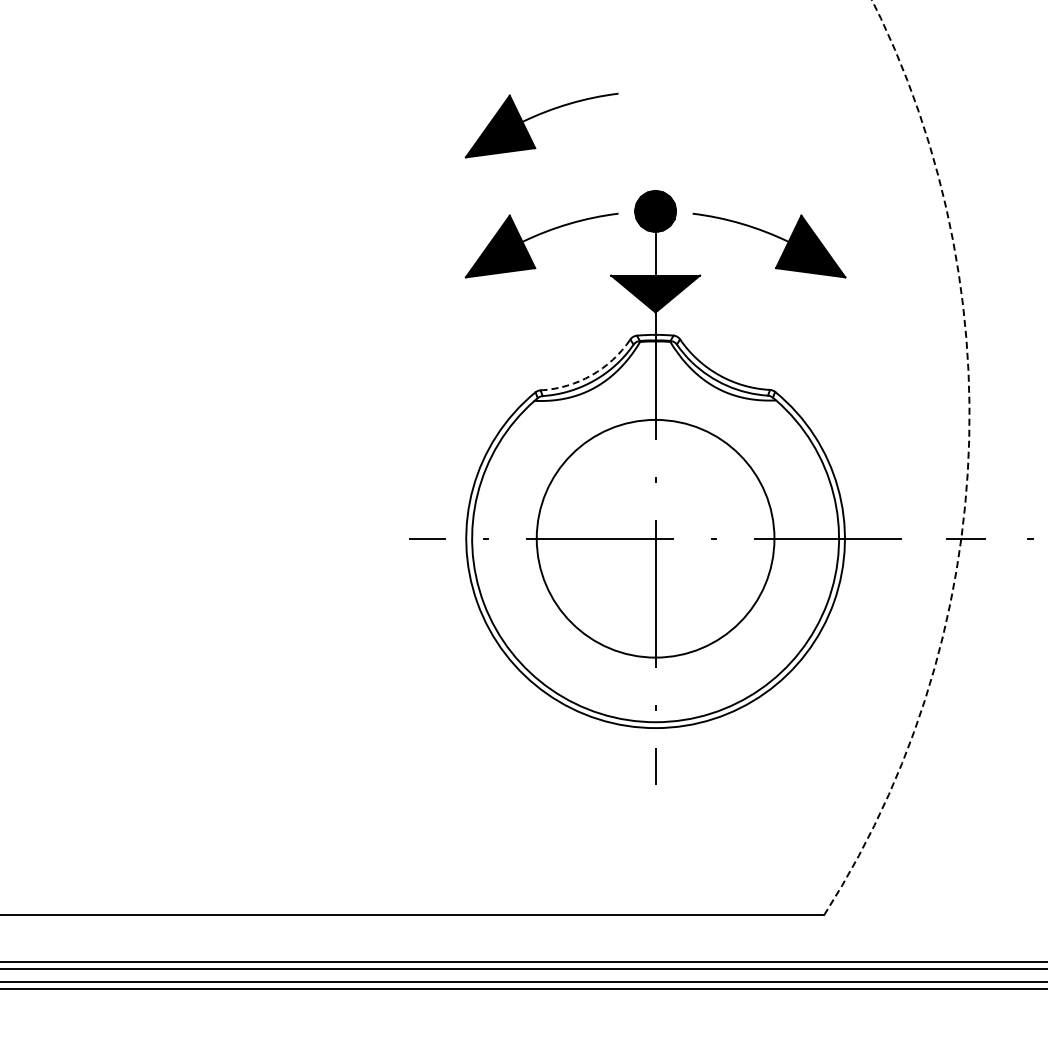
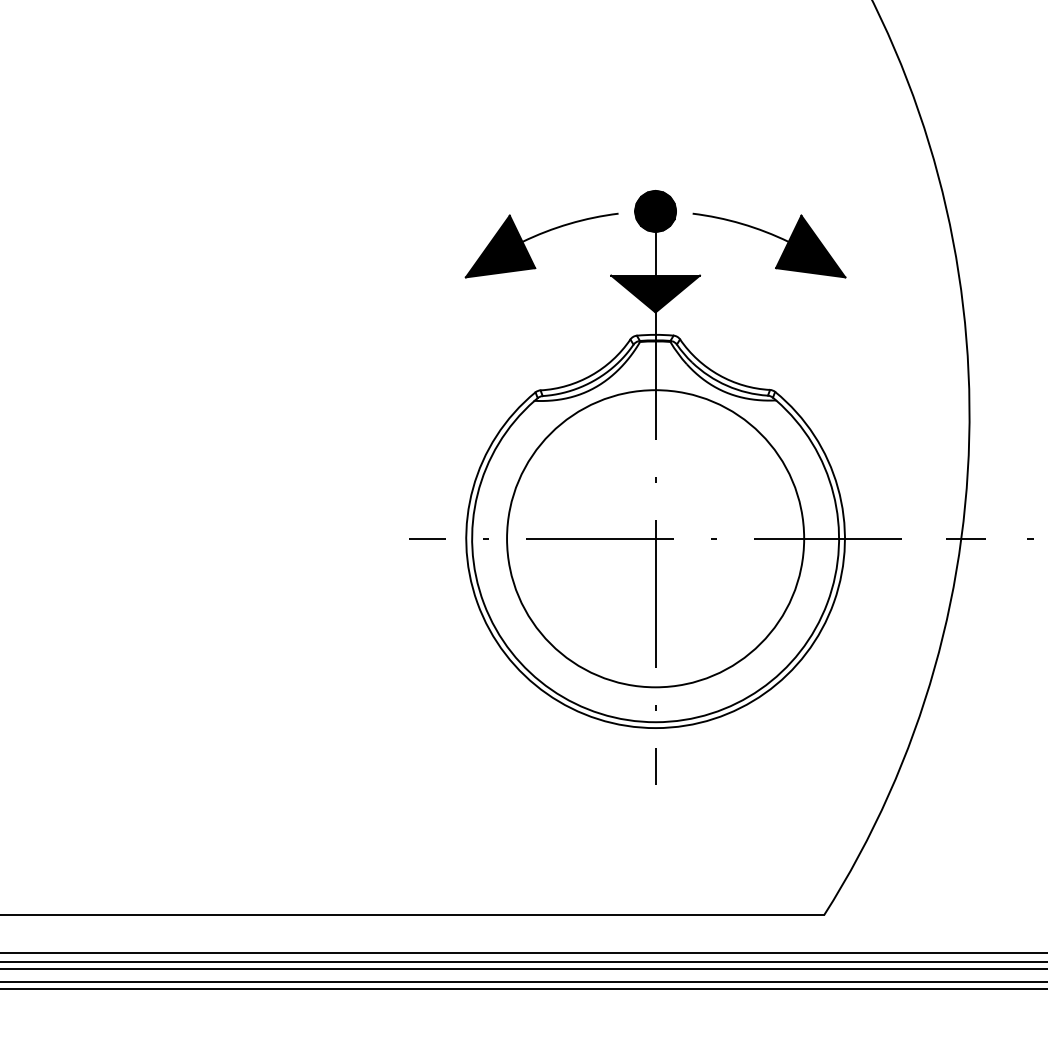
part: present -> none (537, 116)
arc: dashed -> solid (591, 375)
arc: dashed -> solid (968, 464)
circle diameter: 238 px -> 297 px (655, 538)
line: none -> present (523, 952)
